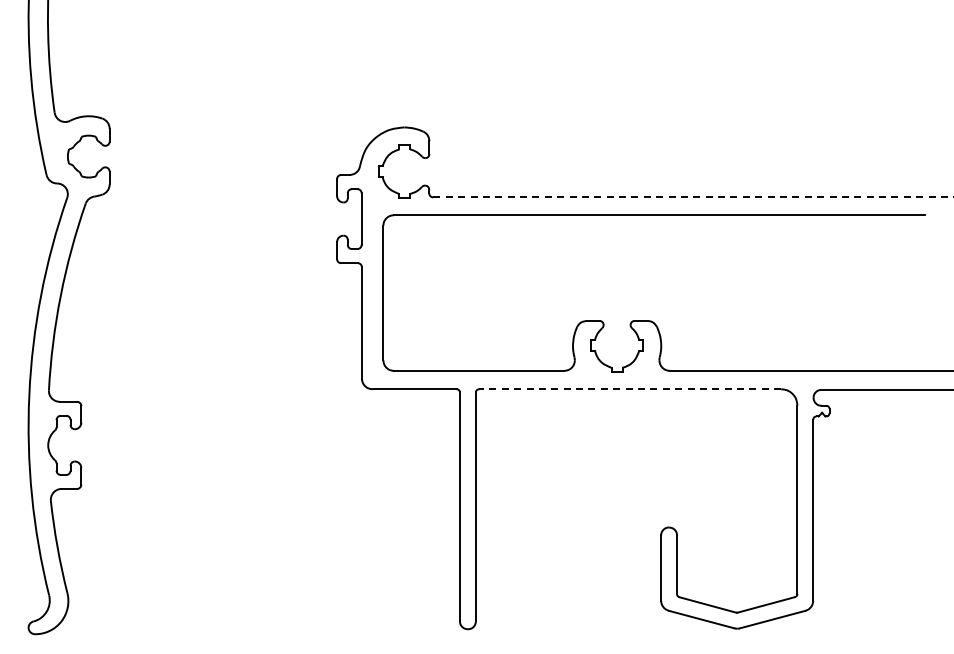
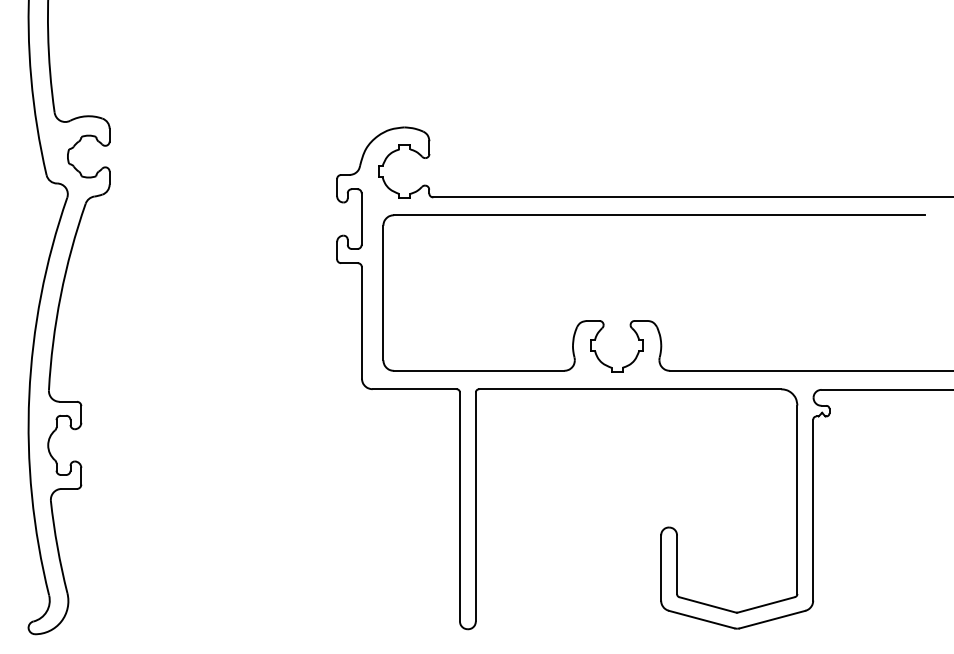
line: dashed -> solid (693, 197)
line: dashed -> solid (630, 389)
